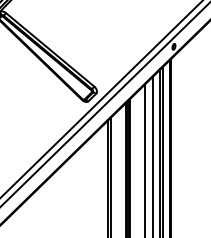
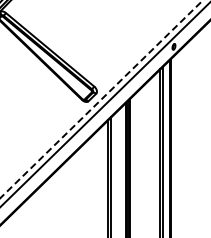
line: solid -> dashed (102, 98)
line: present -> none (152, 155)
line: present -> none (145, 159)
